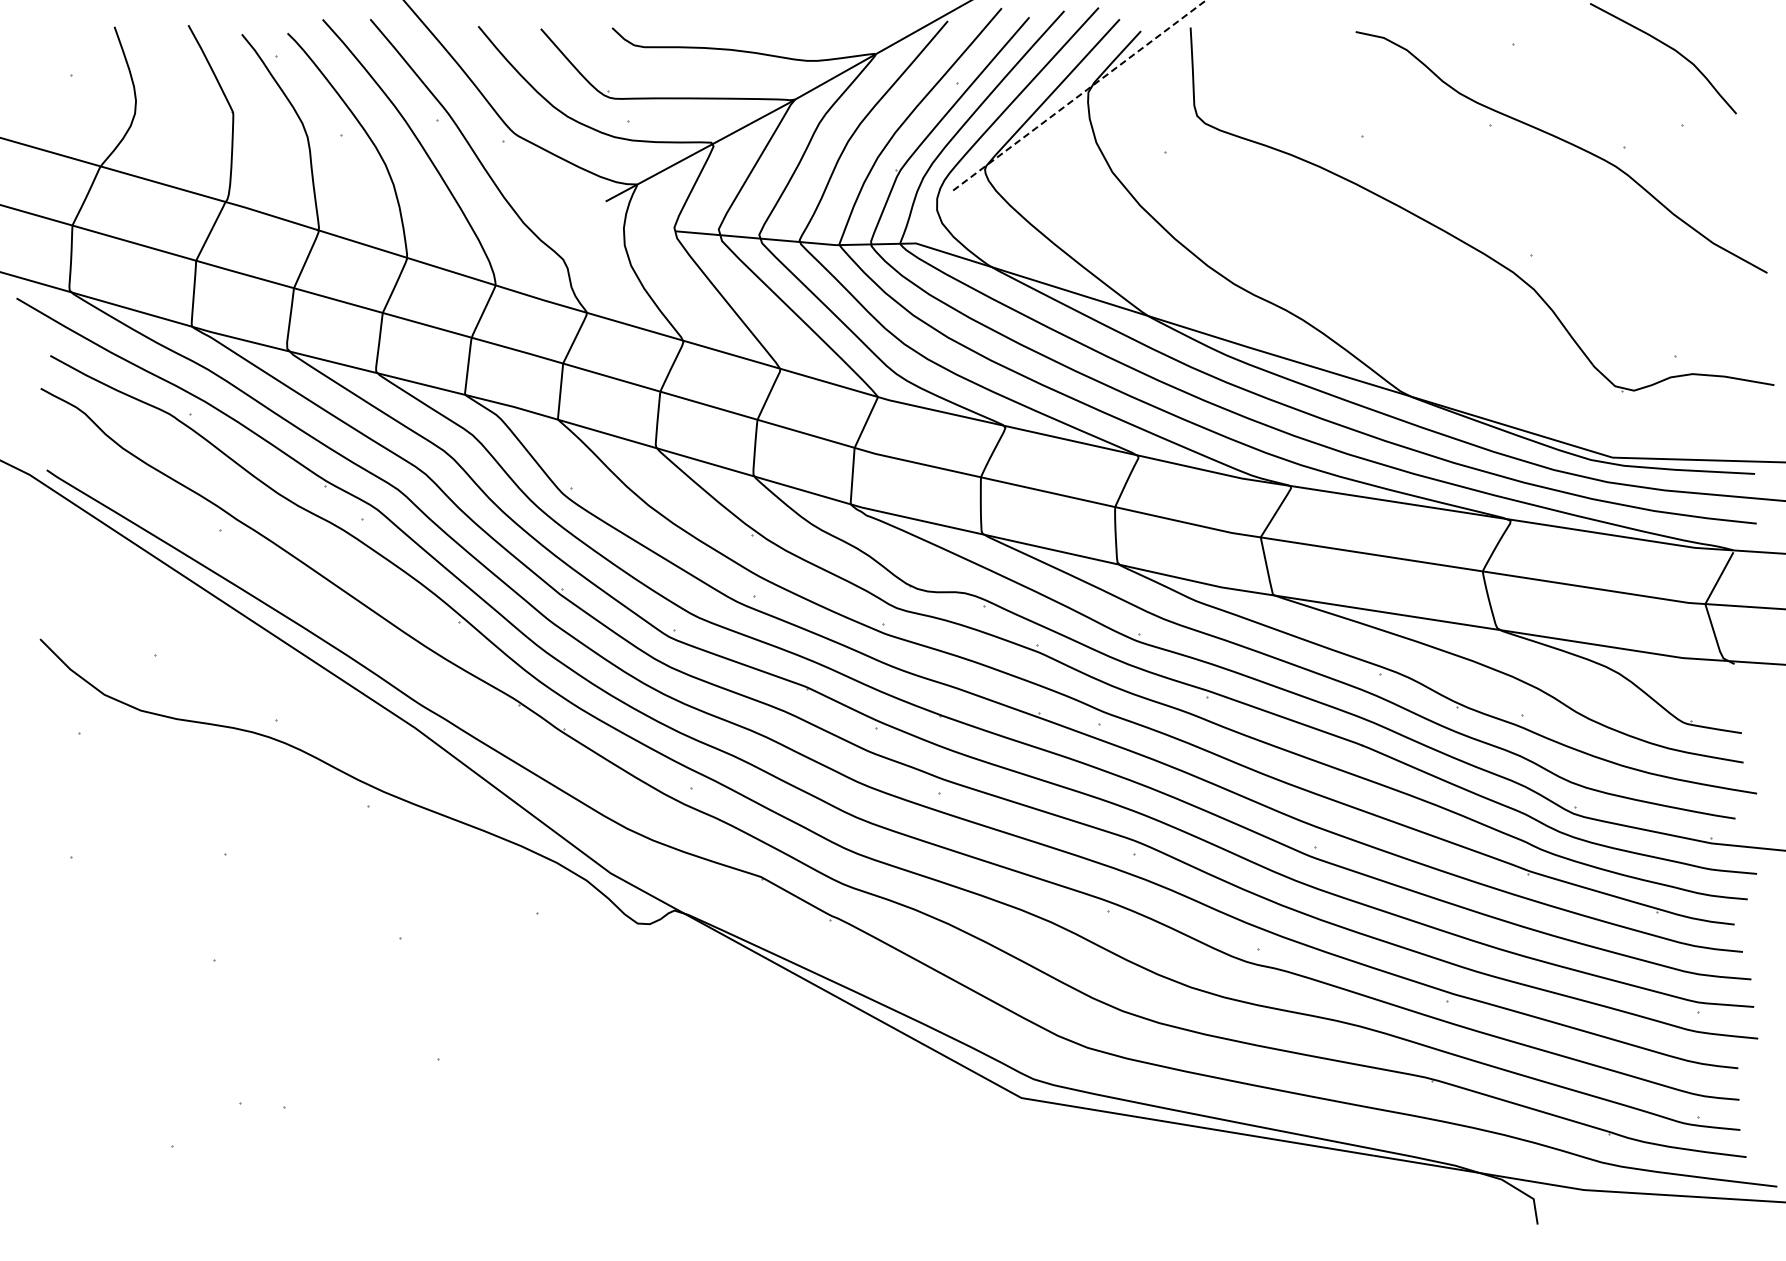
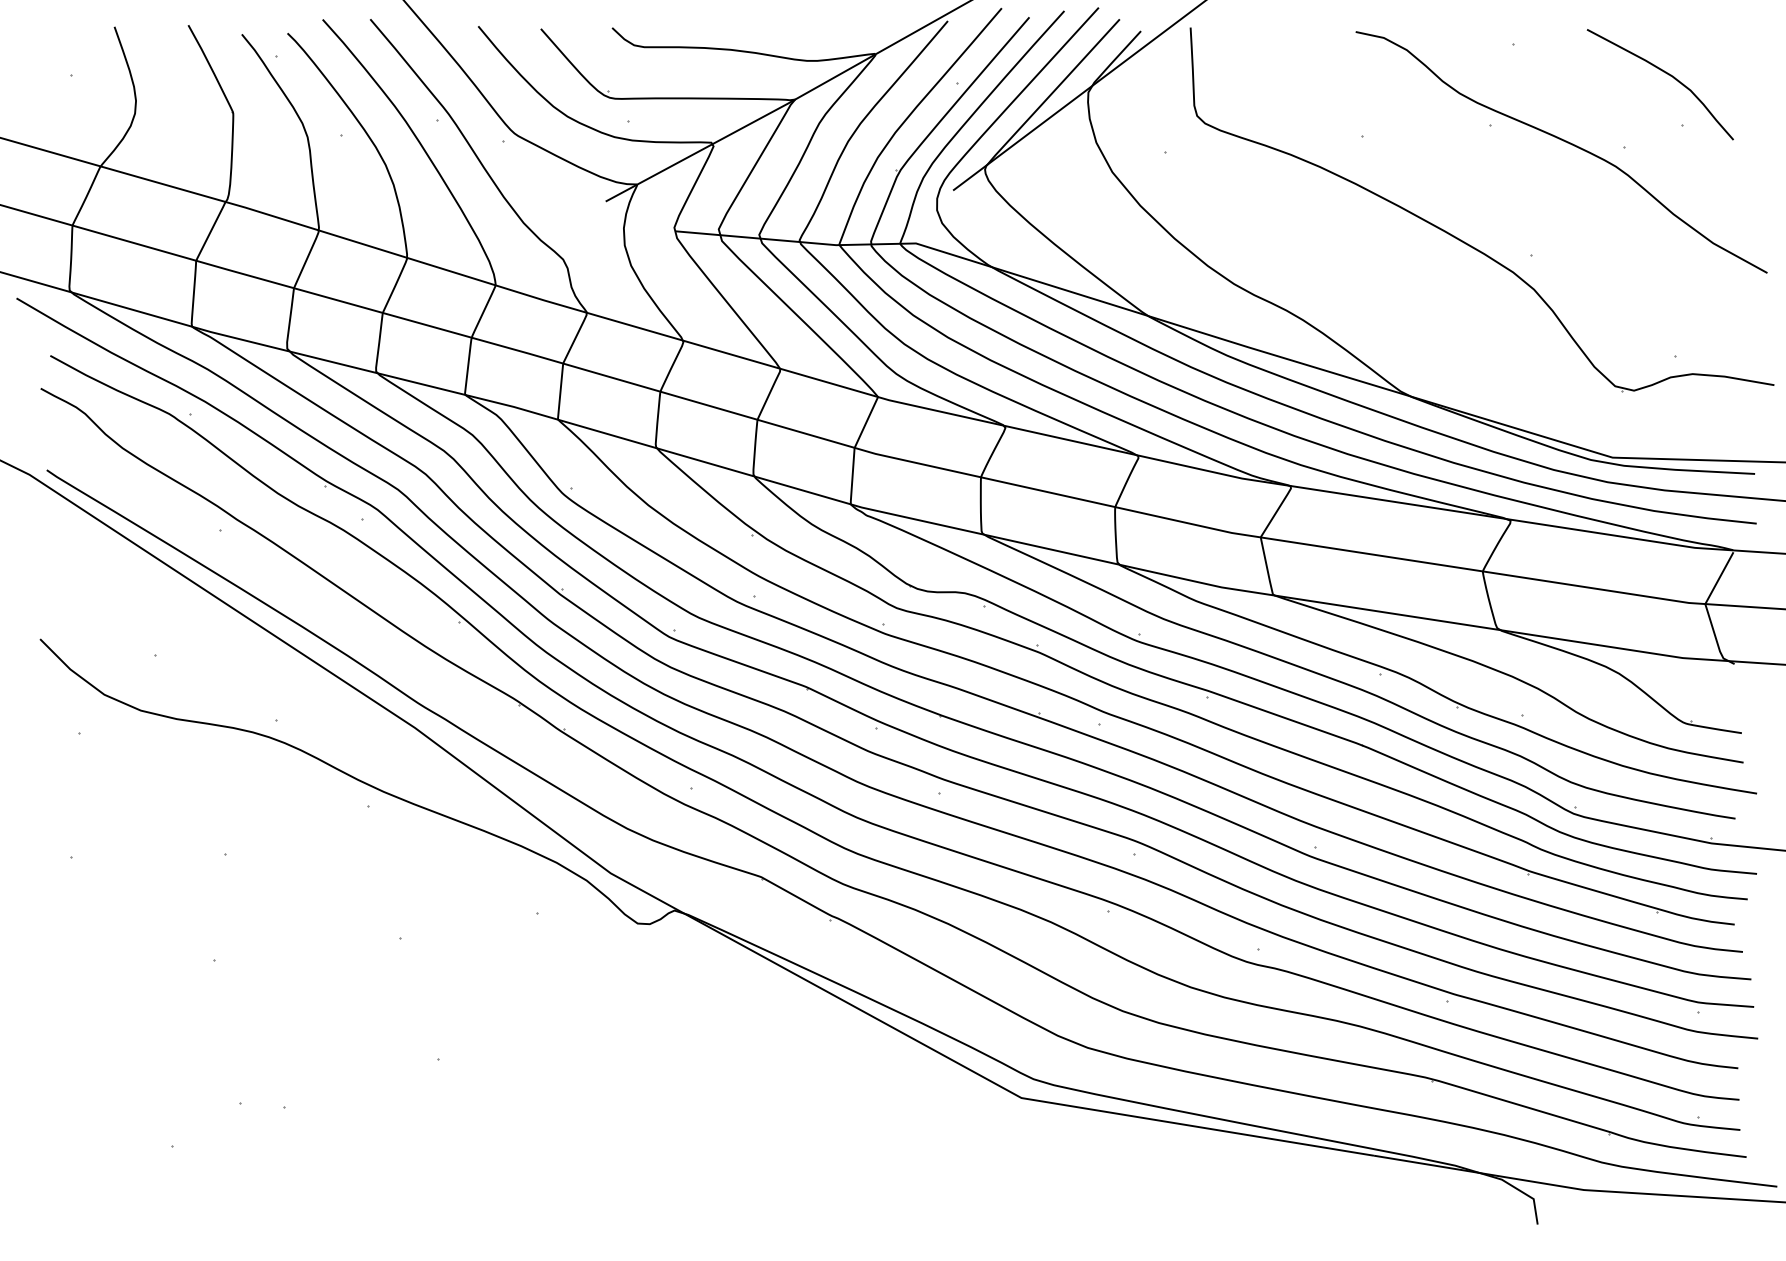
curve position: (1668, 47) -> (1665, 73) (1665, 73)
line: dashed -> solid (1080, 95)
